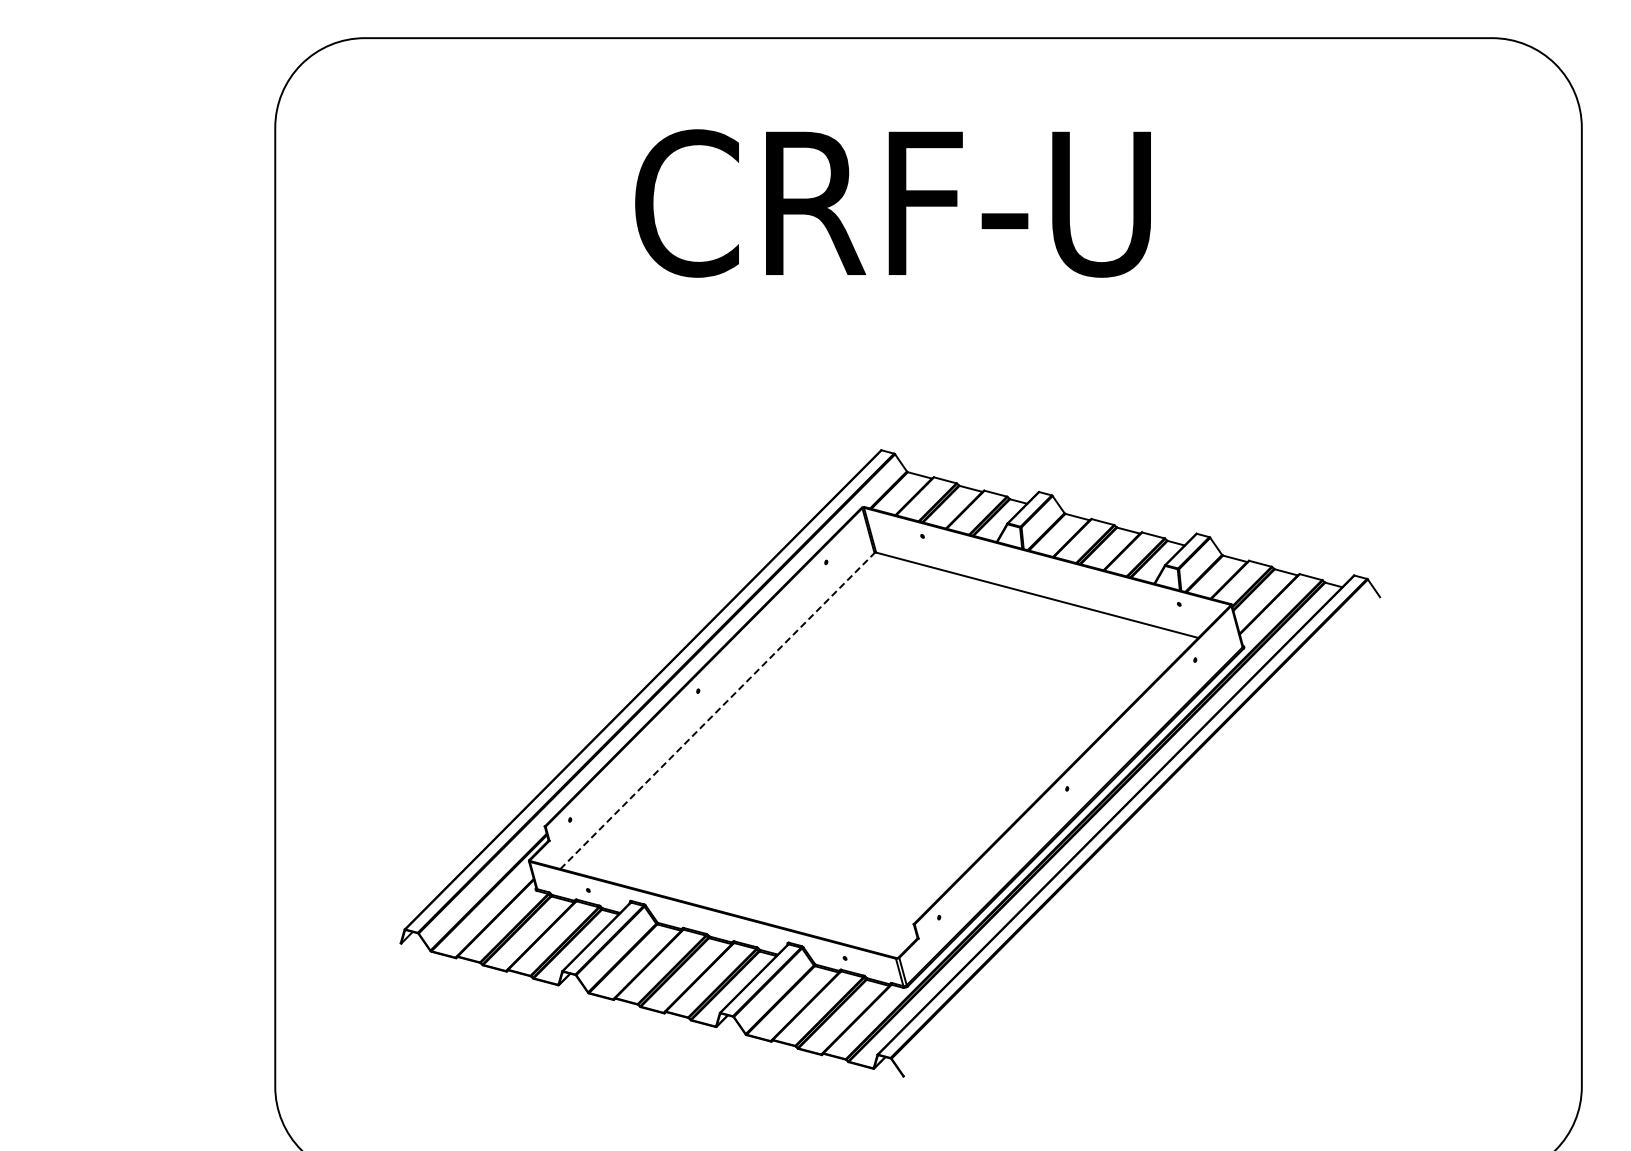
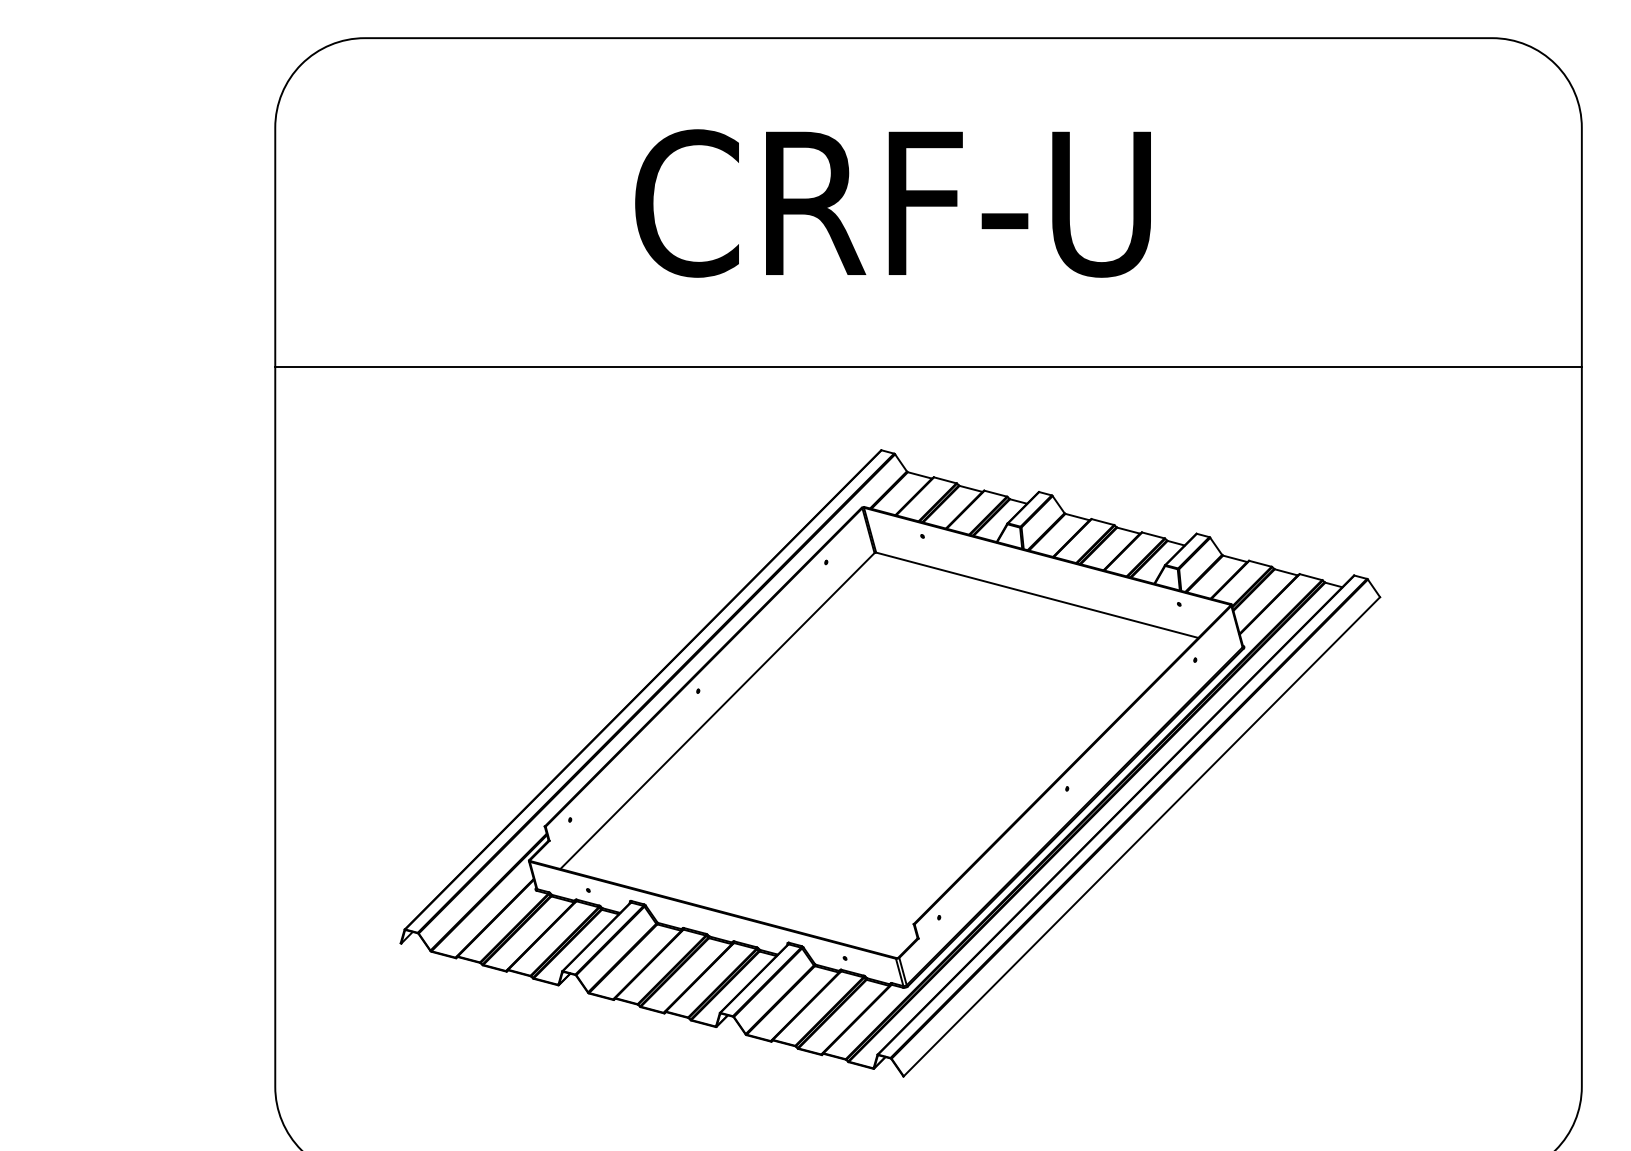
line: none -> present (928, 366)
line: dashed -> solid (717, 711)
line: none -> present (1141, 836)
